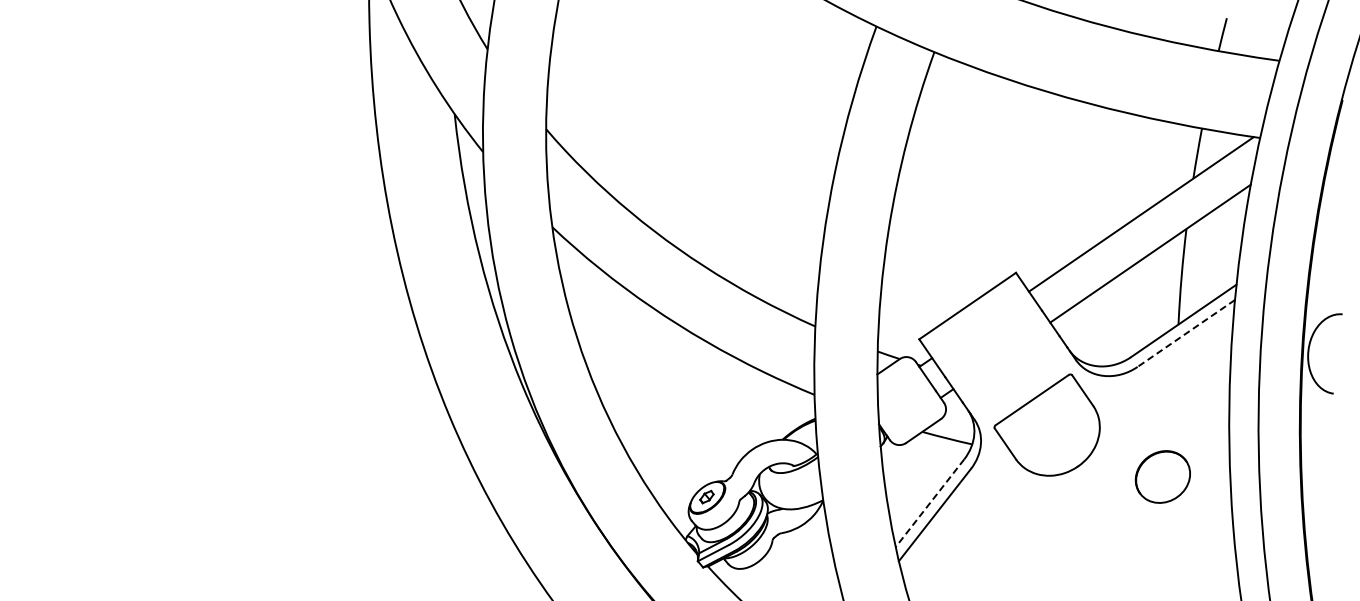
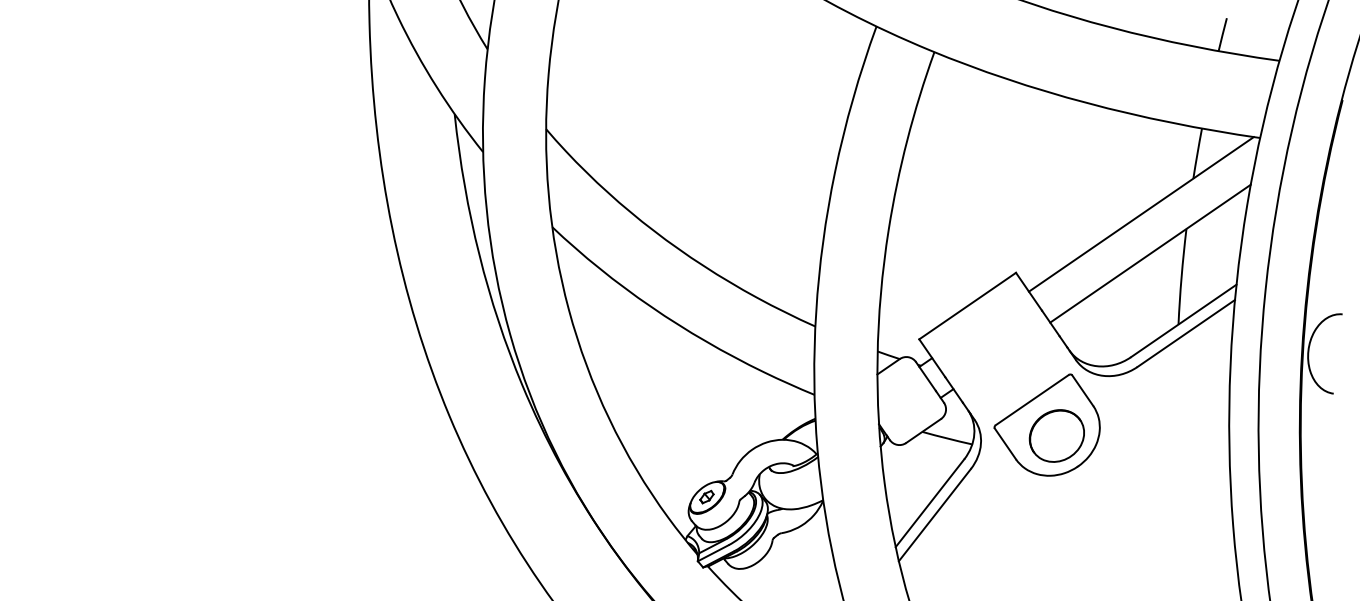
line: dashed -> solid (1185, 333)
part position: (1162, 476) -> (1056, 435) (1056, 435)
line: dashed -> solid (929, 503)
